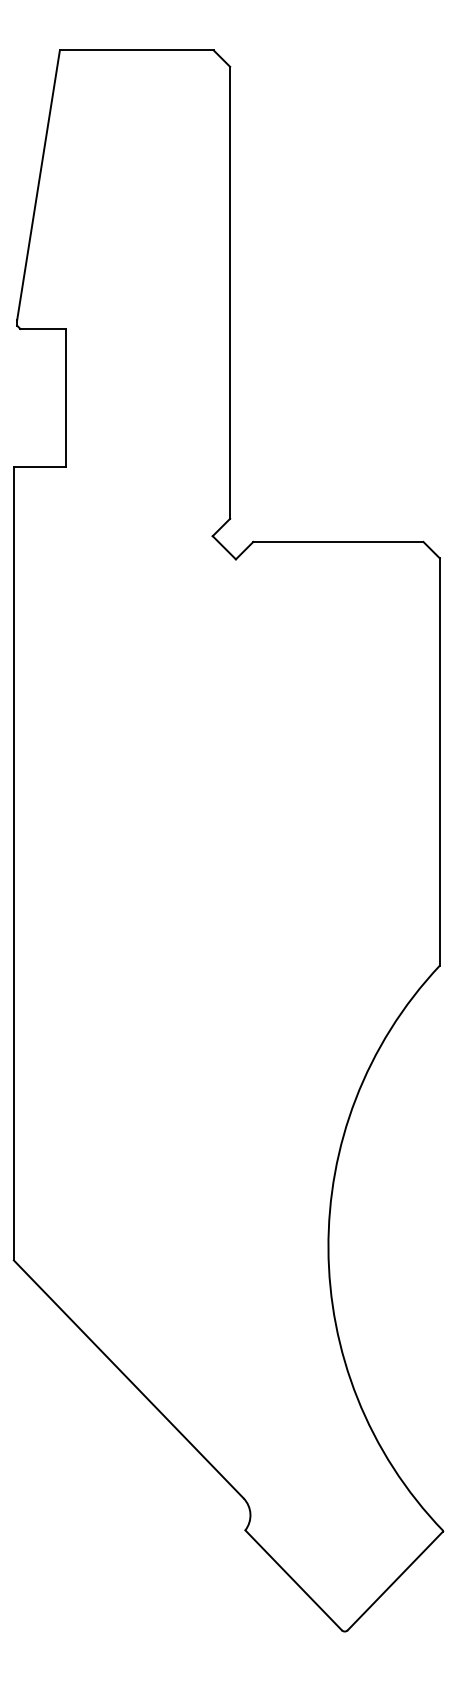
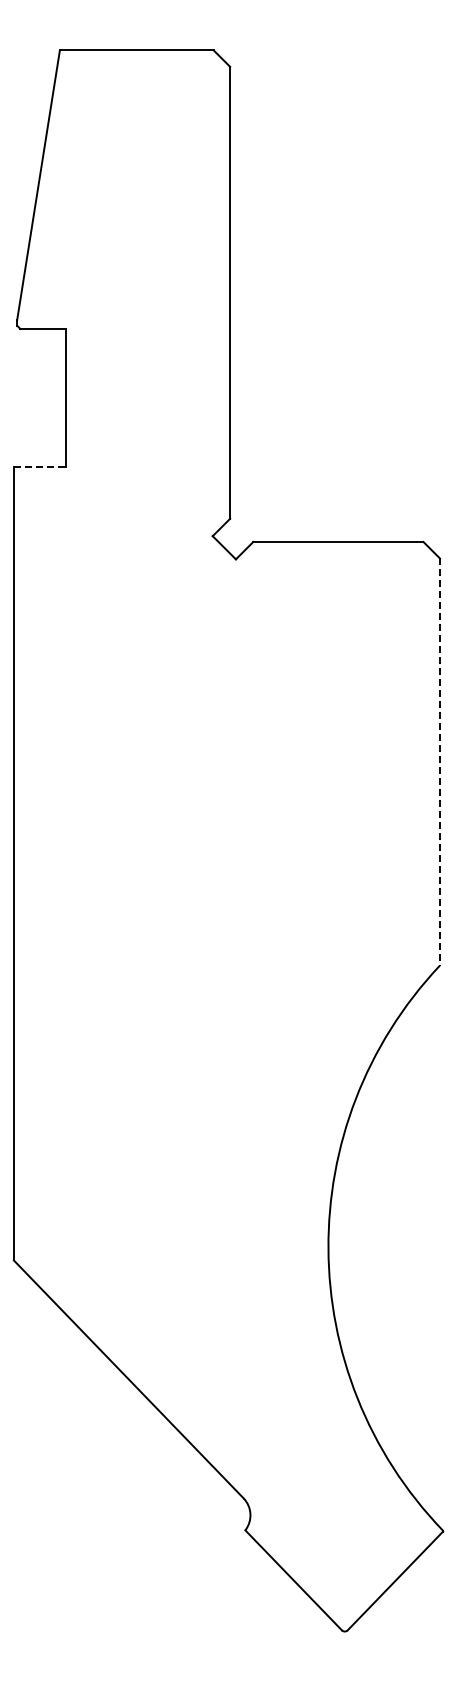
line: solid -> dashed (40, 466)
line: solid -> dashed (439, 762)
